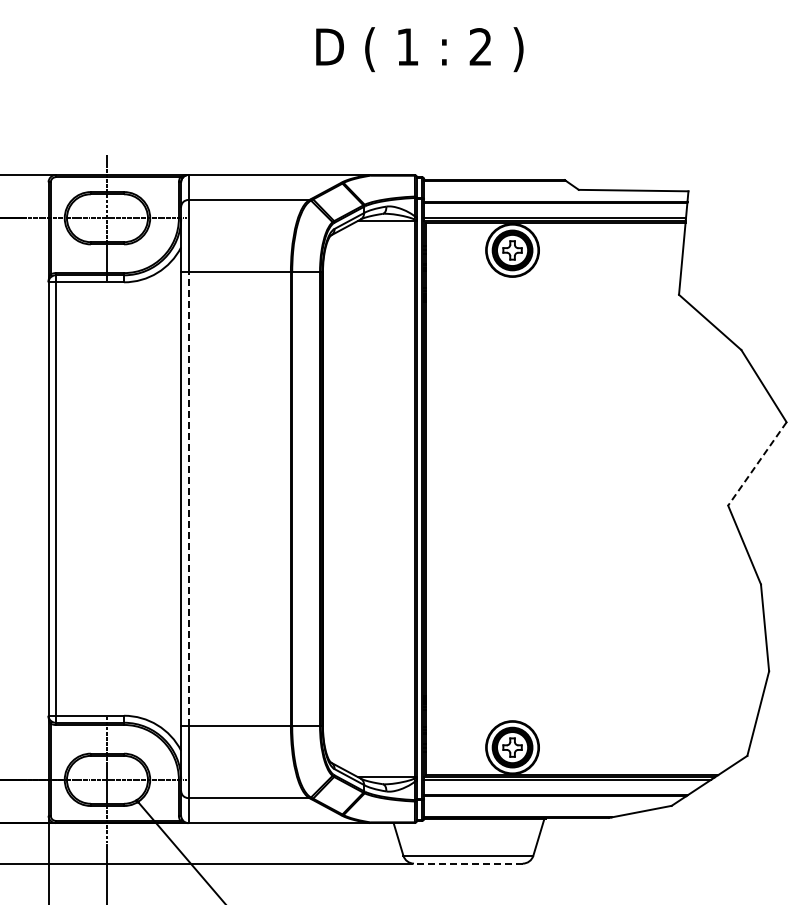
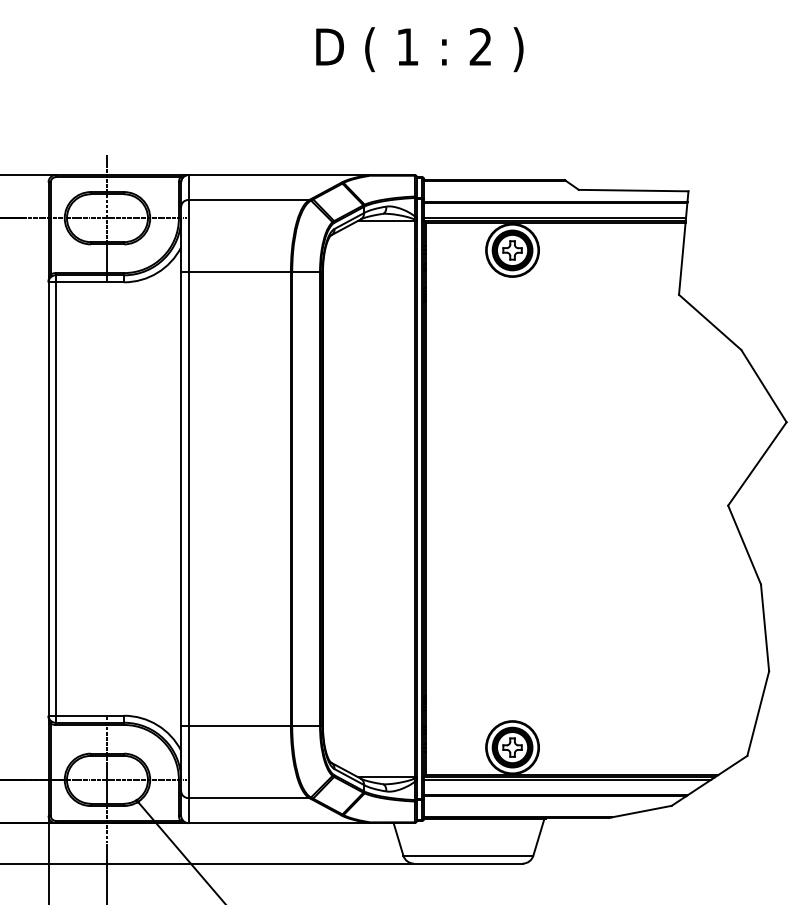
line: dashed -> solid (757, 463)
line: dashed -> solid (188, 499)
line: dashed -> solid (467, 863)
